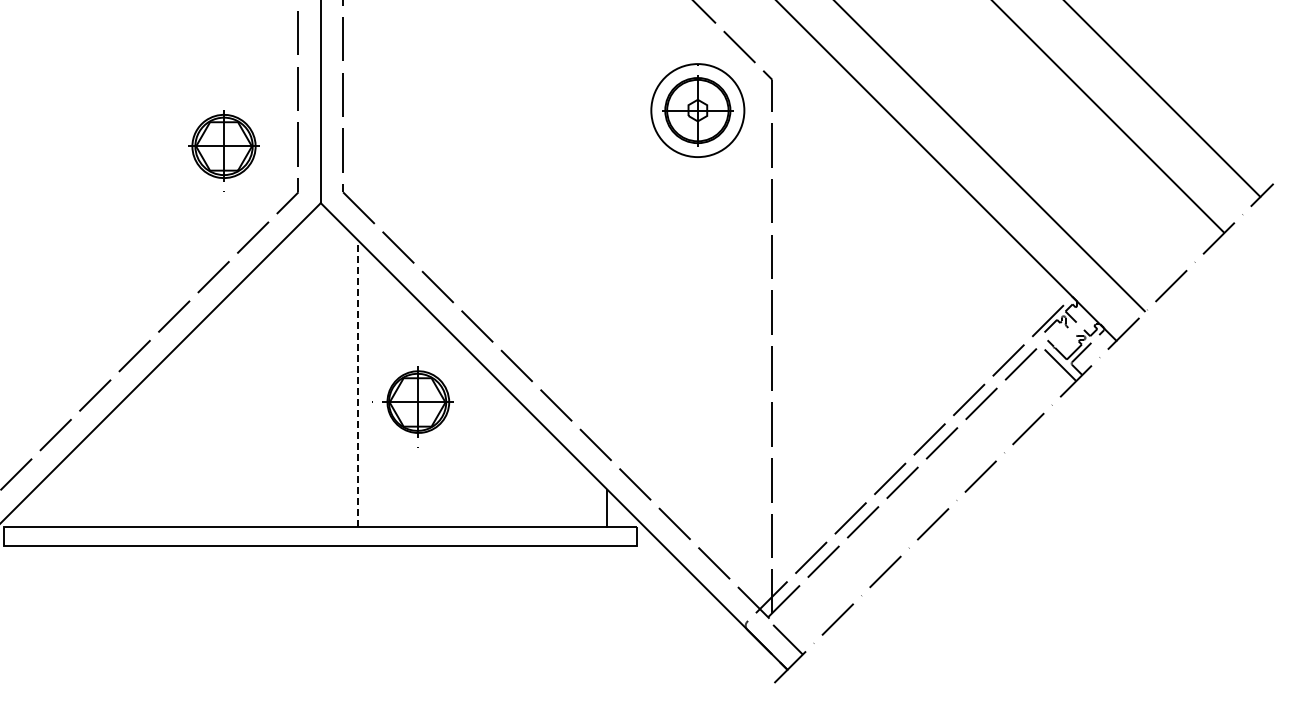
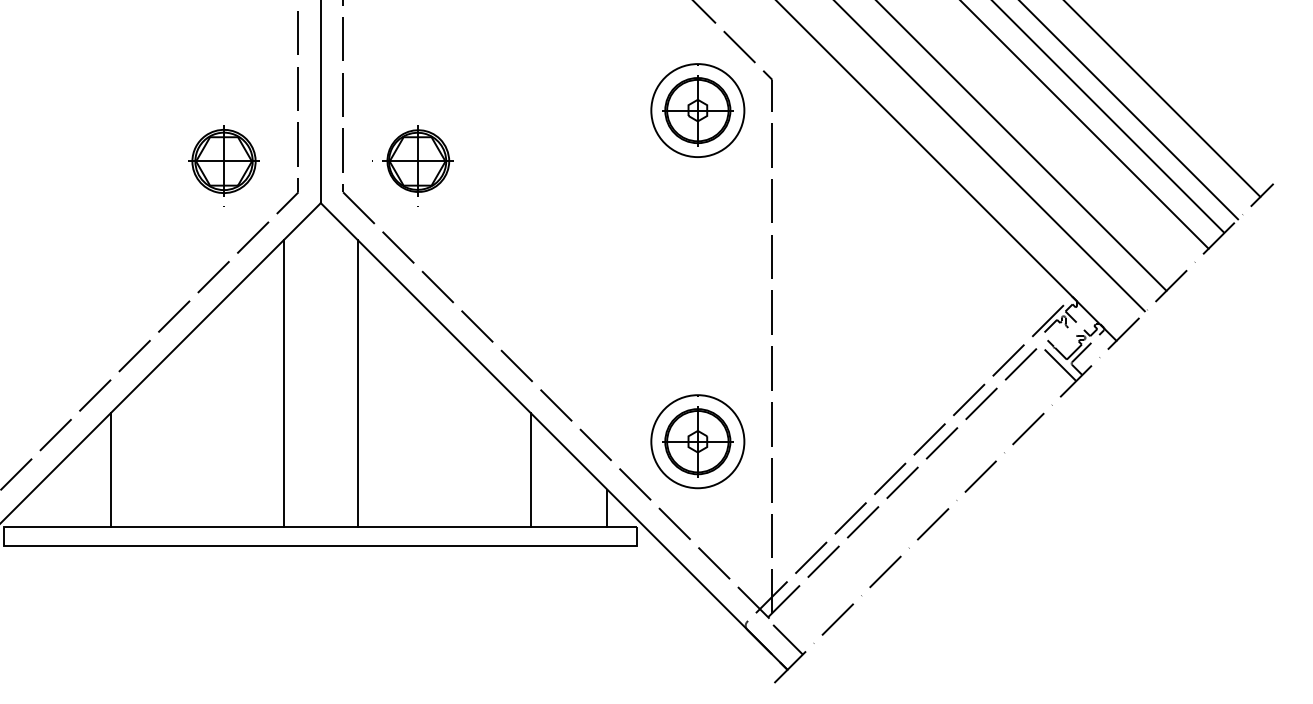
line: none -> present (1129, 110)
line: none -> present (1085, 125)
line: none -> present (1021, 146)
part position: (223, 150) -> (223, 165) (223, 165)
line: none -> present (283, 383)
line: dashed -> solid (358, 383)
part position: (412, 406) -> (412, 165) (412, 165)
part: none -> present (697, 441)
line: none -> present (110, 470)
line: none -> present (531, 470)
